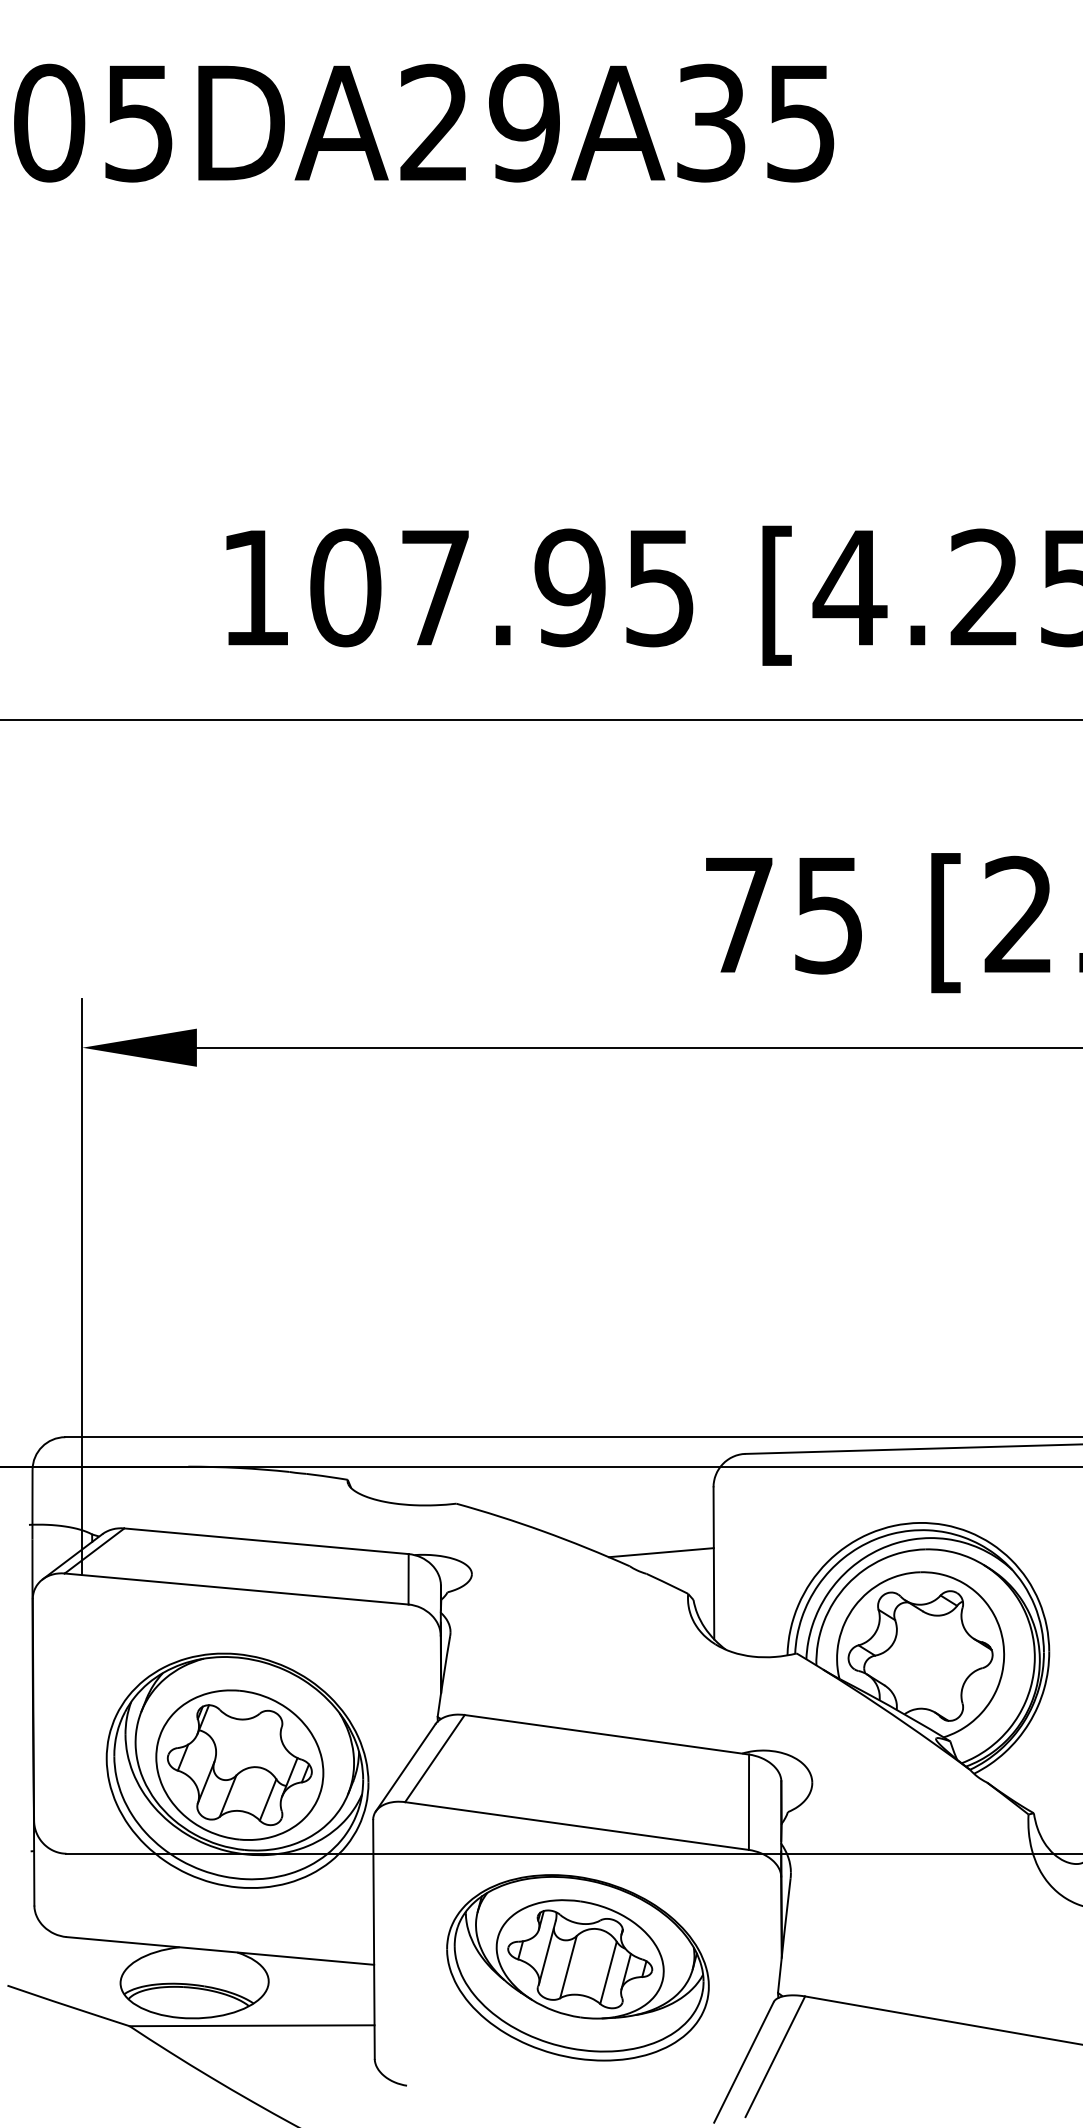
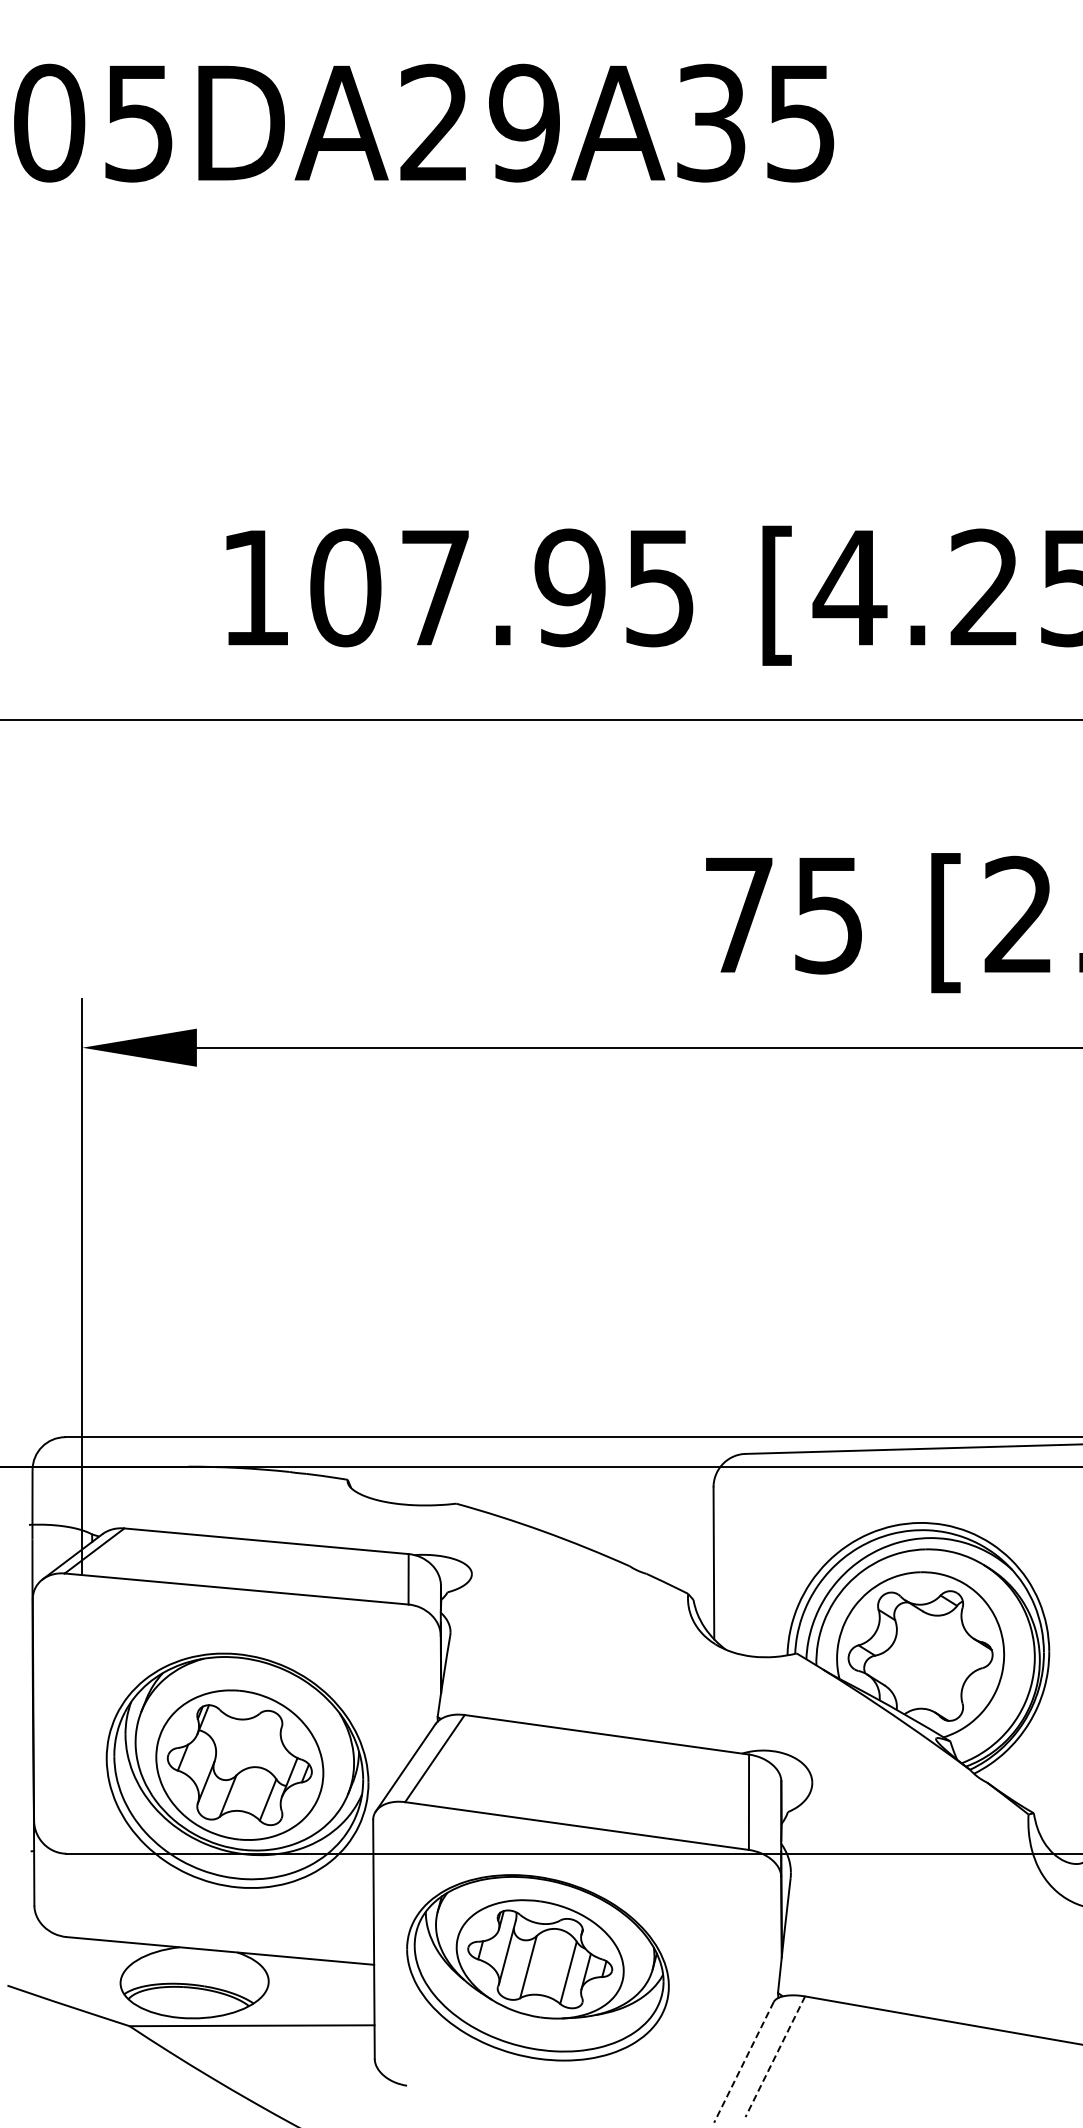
line: present -> none (660, 1552)
part position: (577, 1967) -> (537, 1967) (537, 1967)
line: solid -> dashed (775, 2057)
line: solid -> dashed (743, 2062)
